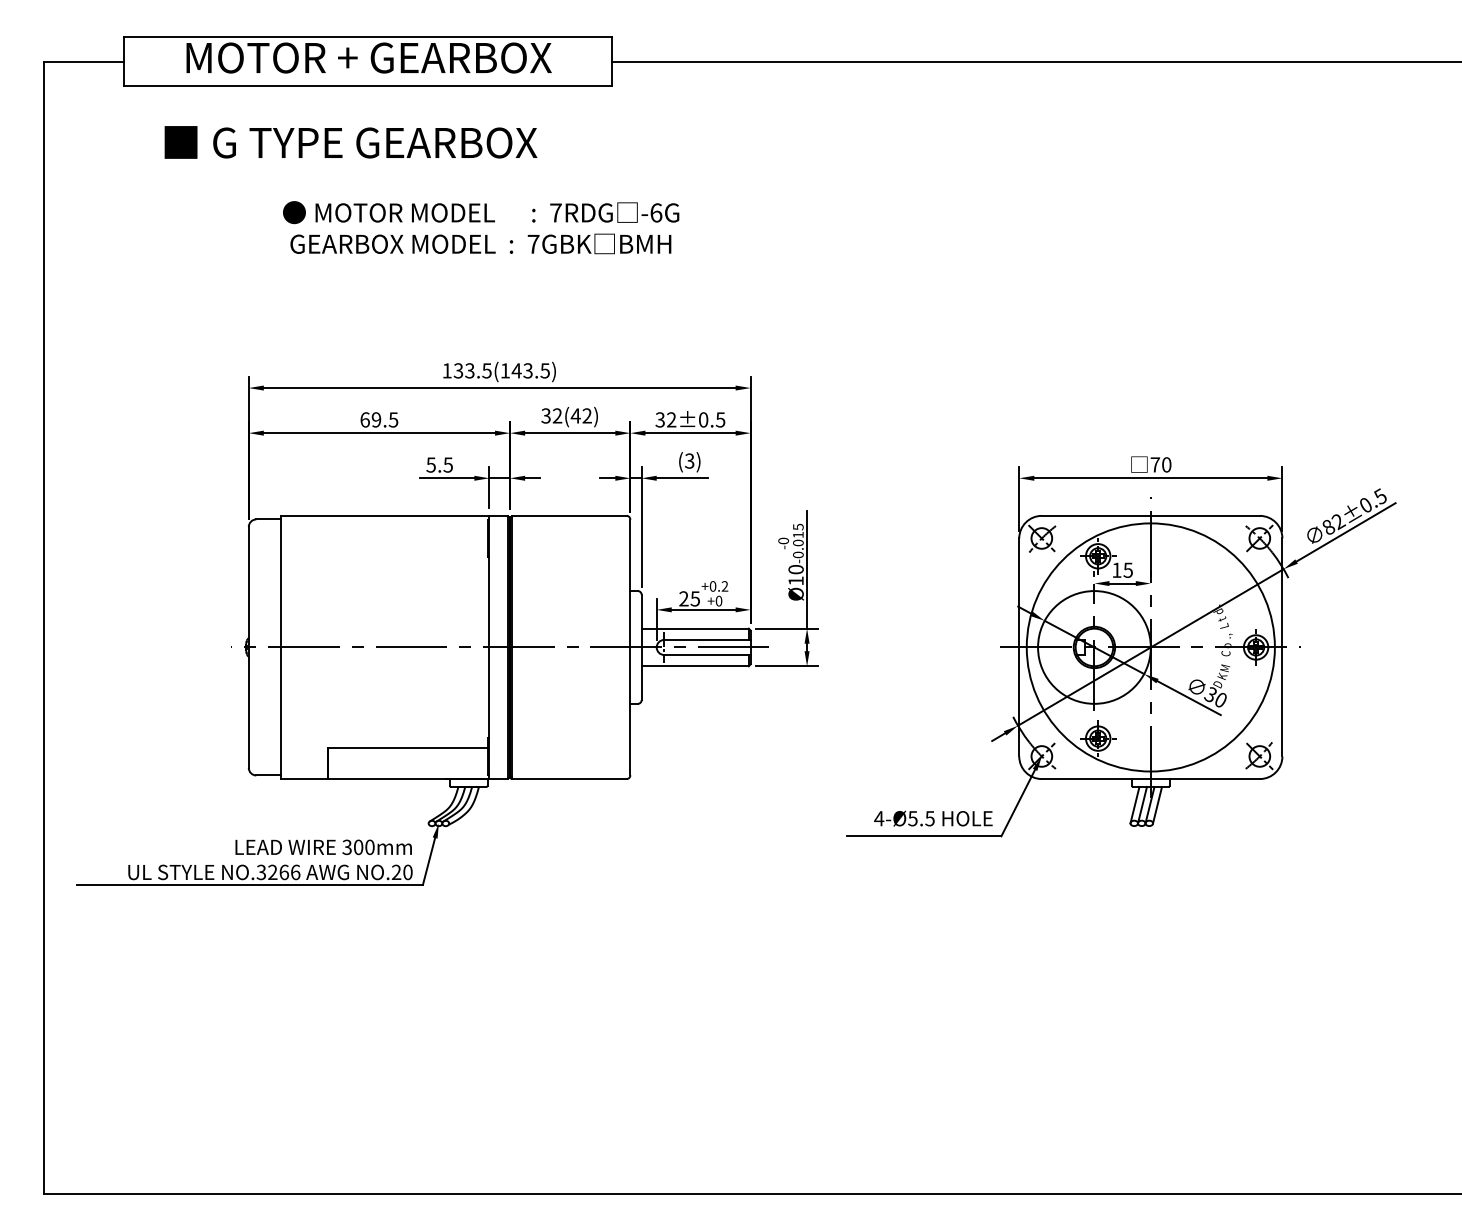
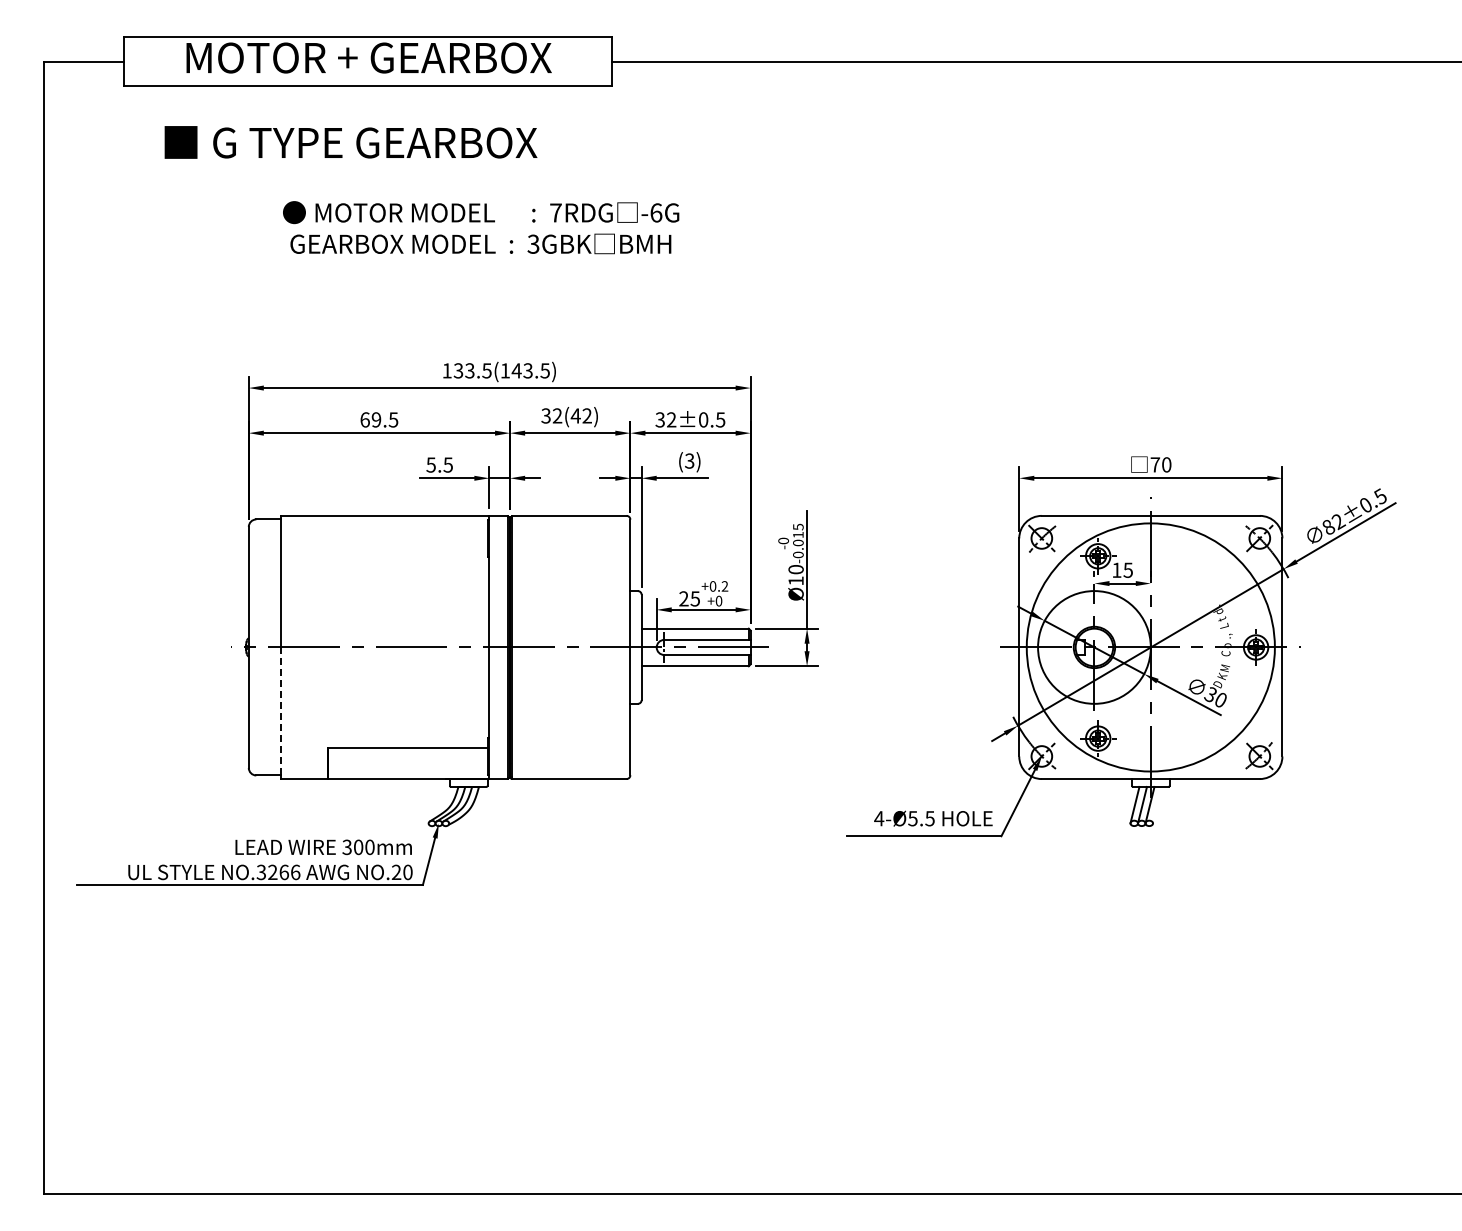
text: 7GBK -> 3GBK (533, 243)
line: solid -> dashed (280, 710)
line: present -> none (1157, 804)
